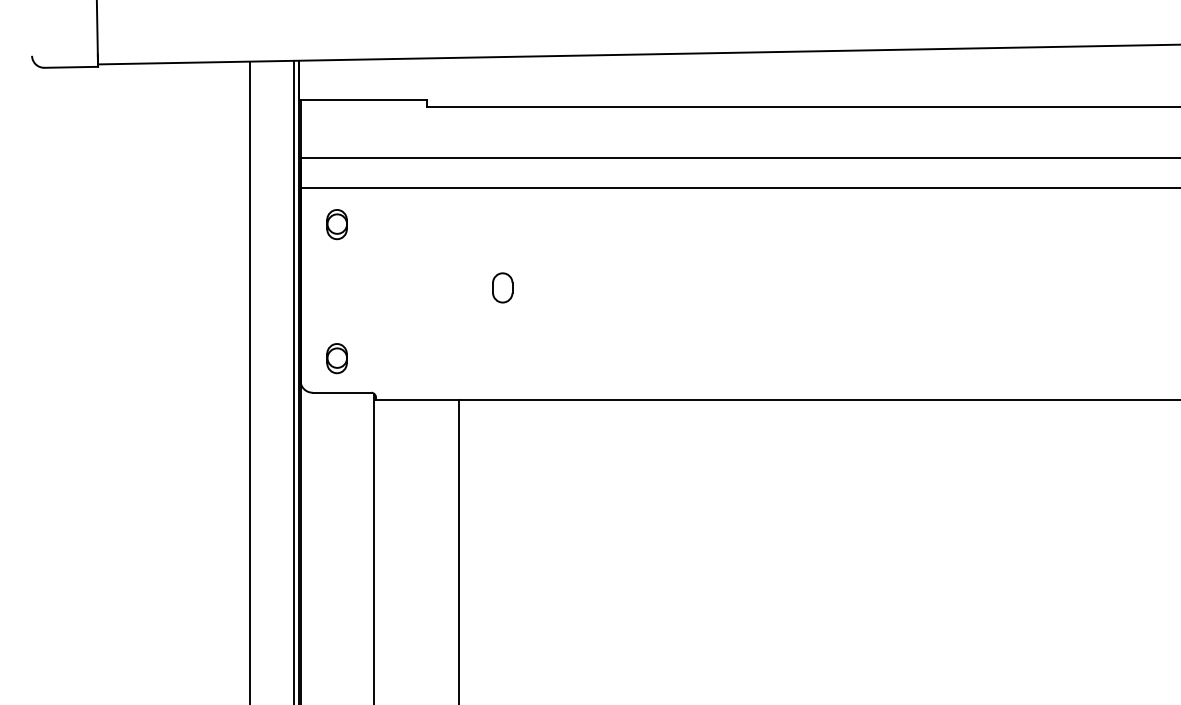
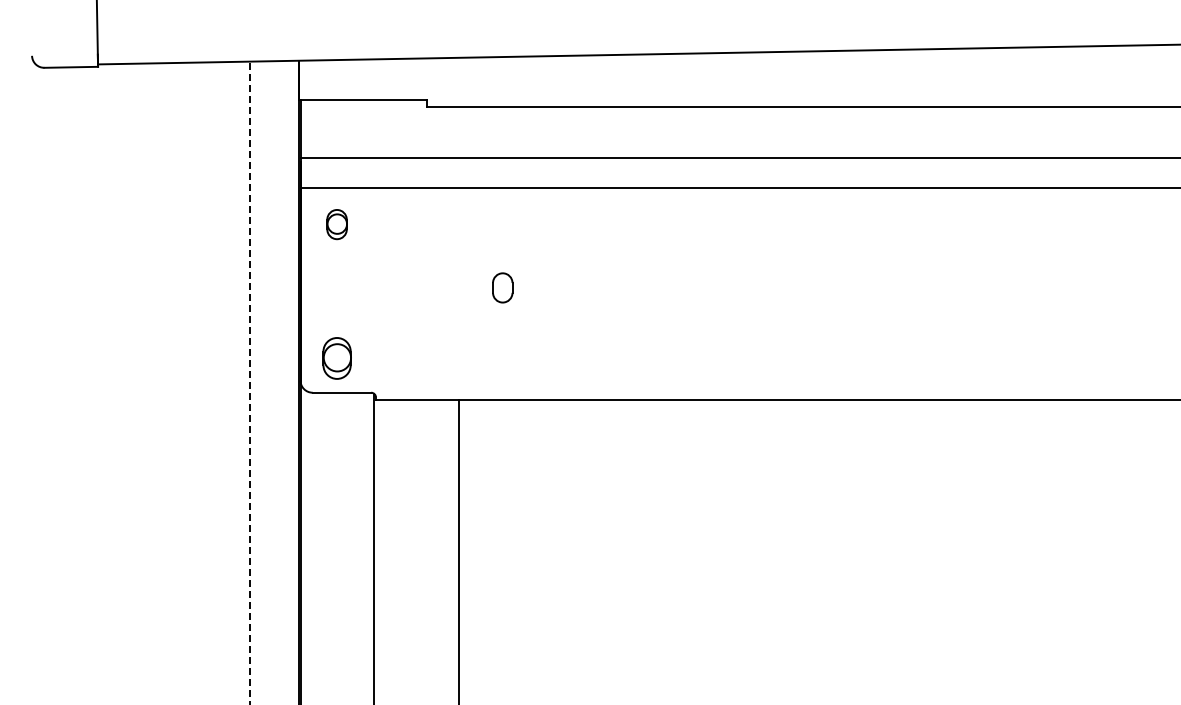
part size: 22x32 px -> 30x43 px (336, 358)
line: present -> none (293, 380)
line: solid -> dashed (250, 382)
